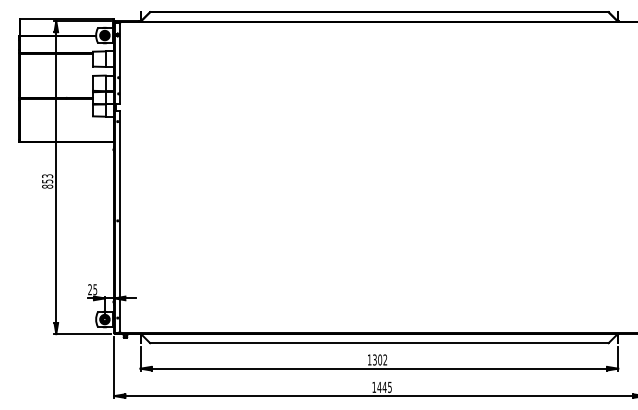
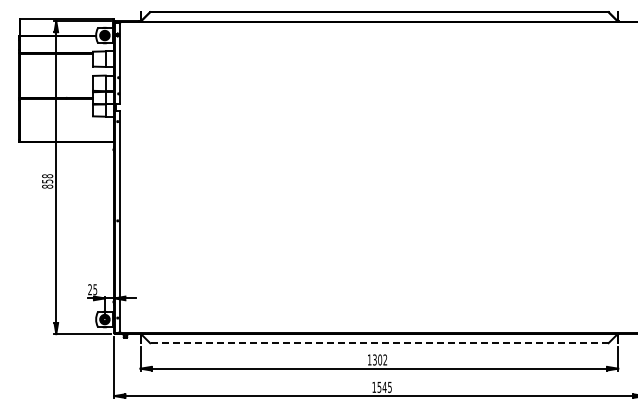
text: 853 -> 858 (47, 176)
line: solid -> dashed (378, 343)
text: 1445 -> 1545 (379, 386)
